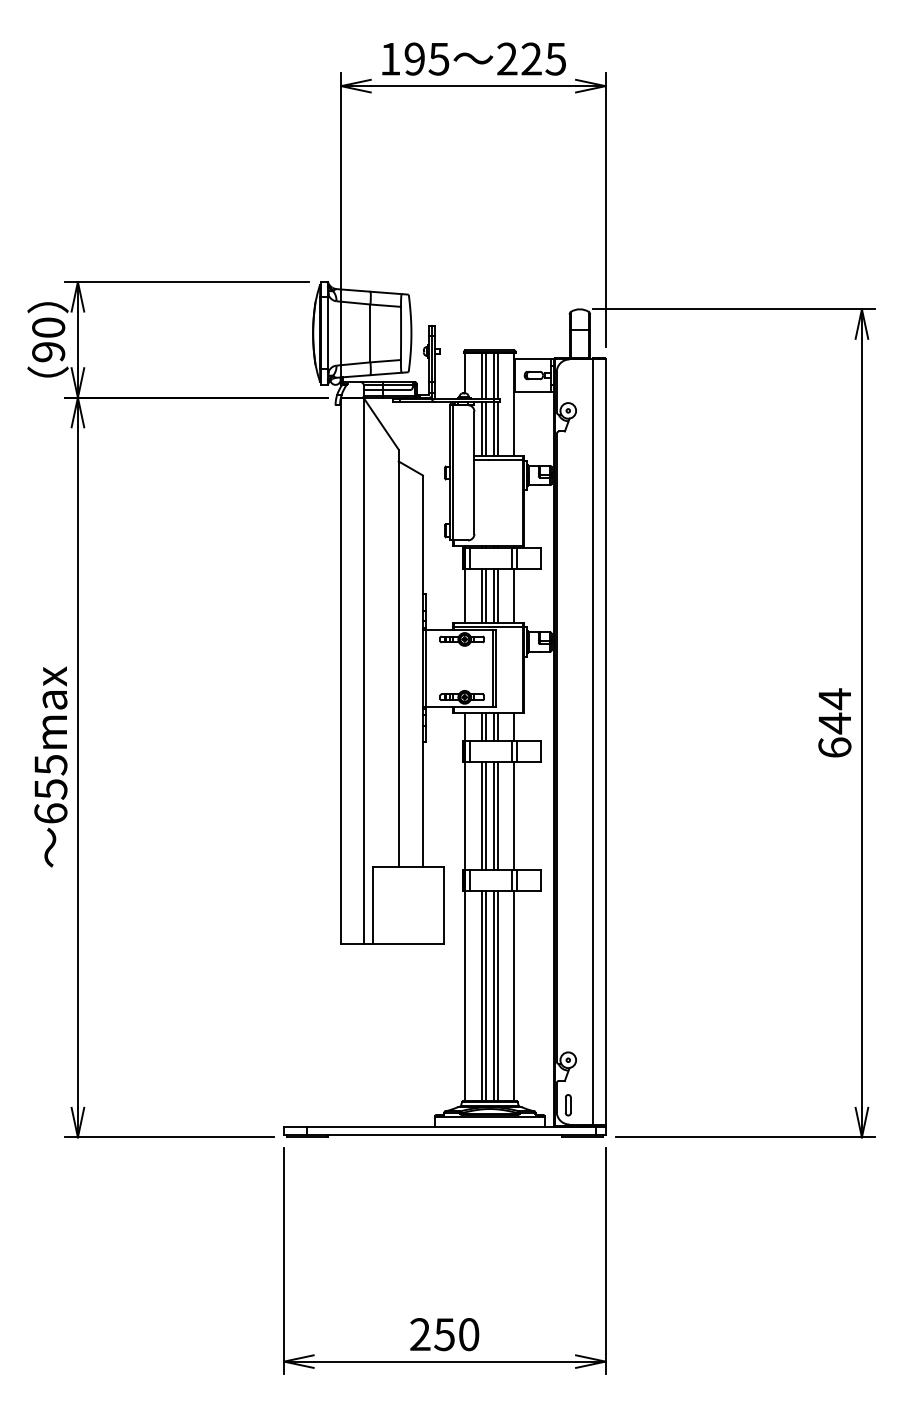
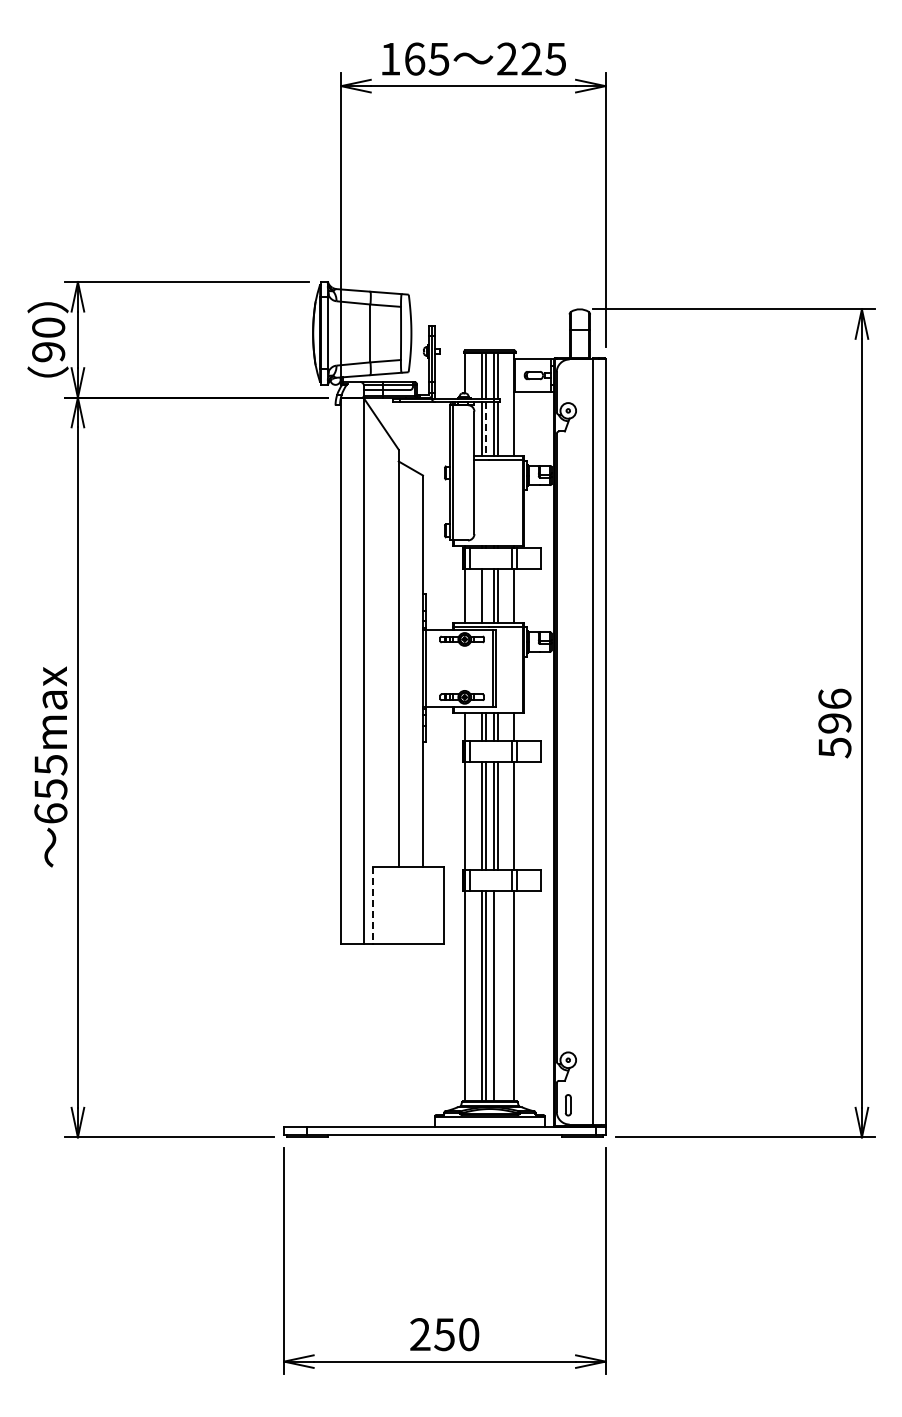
text: 195 -> 165 (414, 58)
line: solid -> dashed (486, 429)
line: present -> none (486, 595)
text: 644 -> 596 (834, 723)
line: solid -> dashed (372, 906)
line: present -> none (497, 995)
